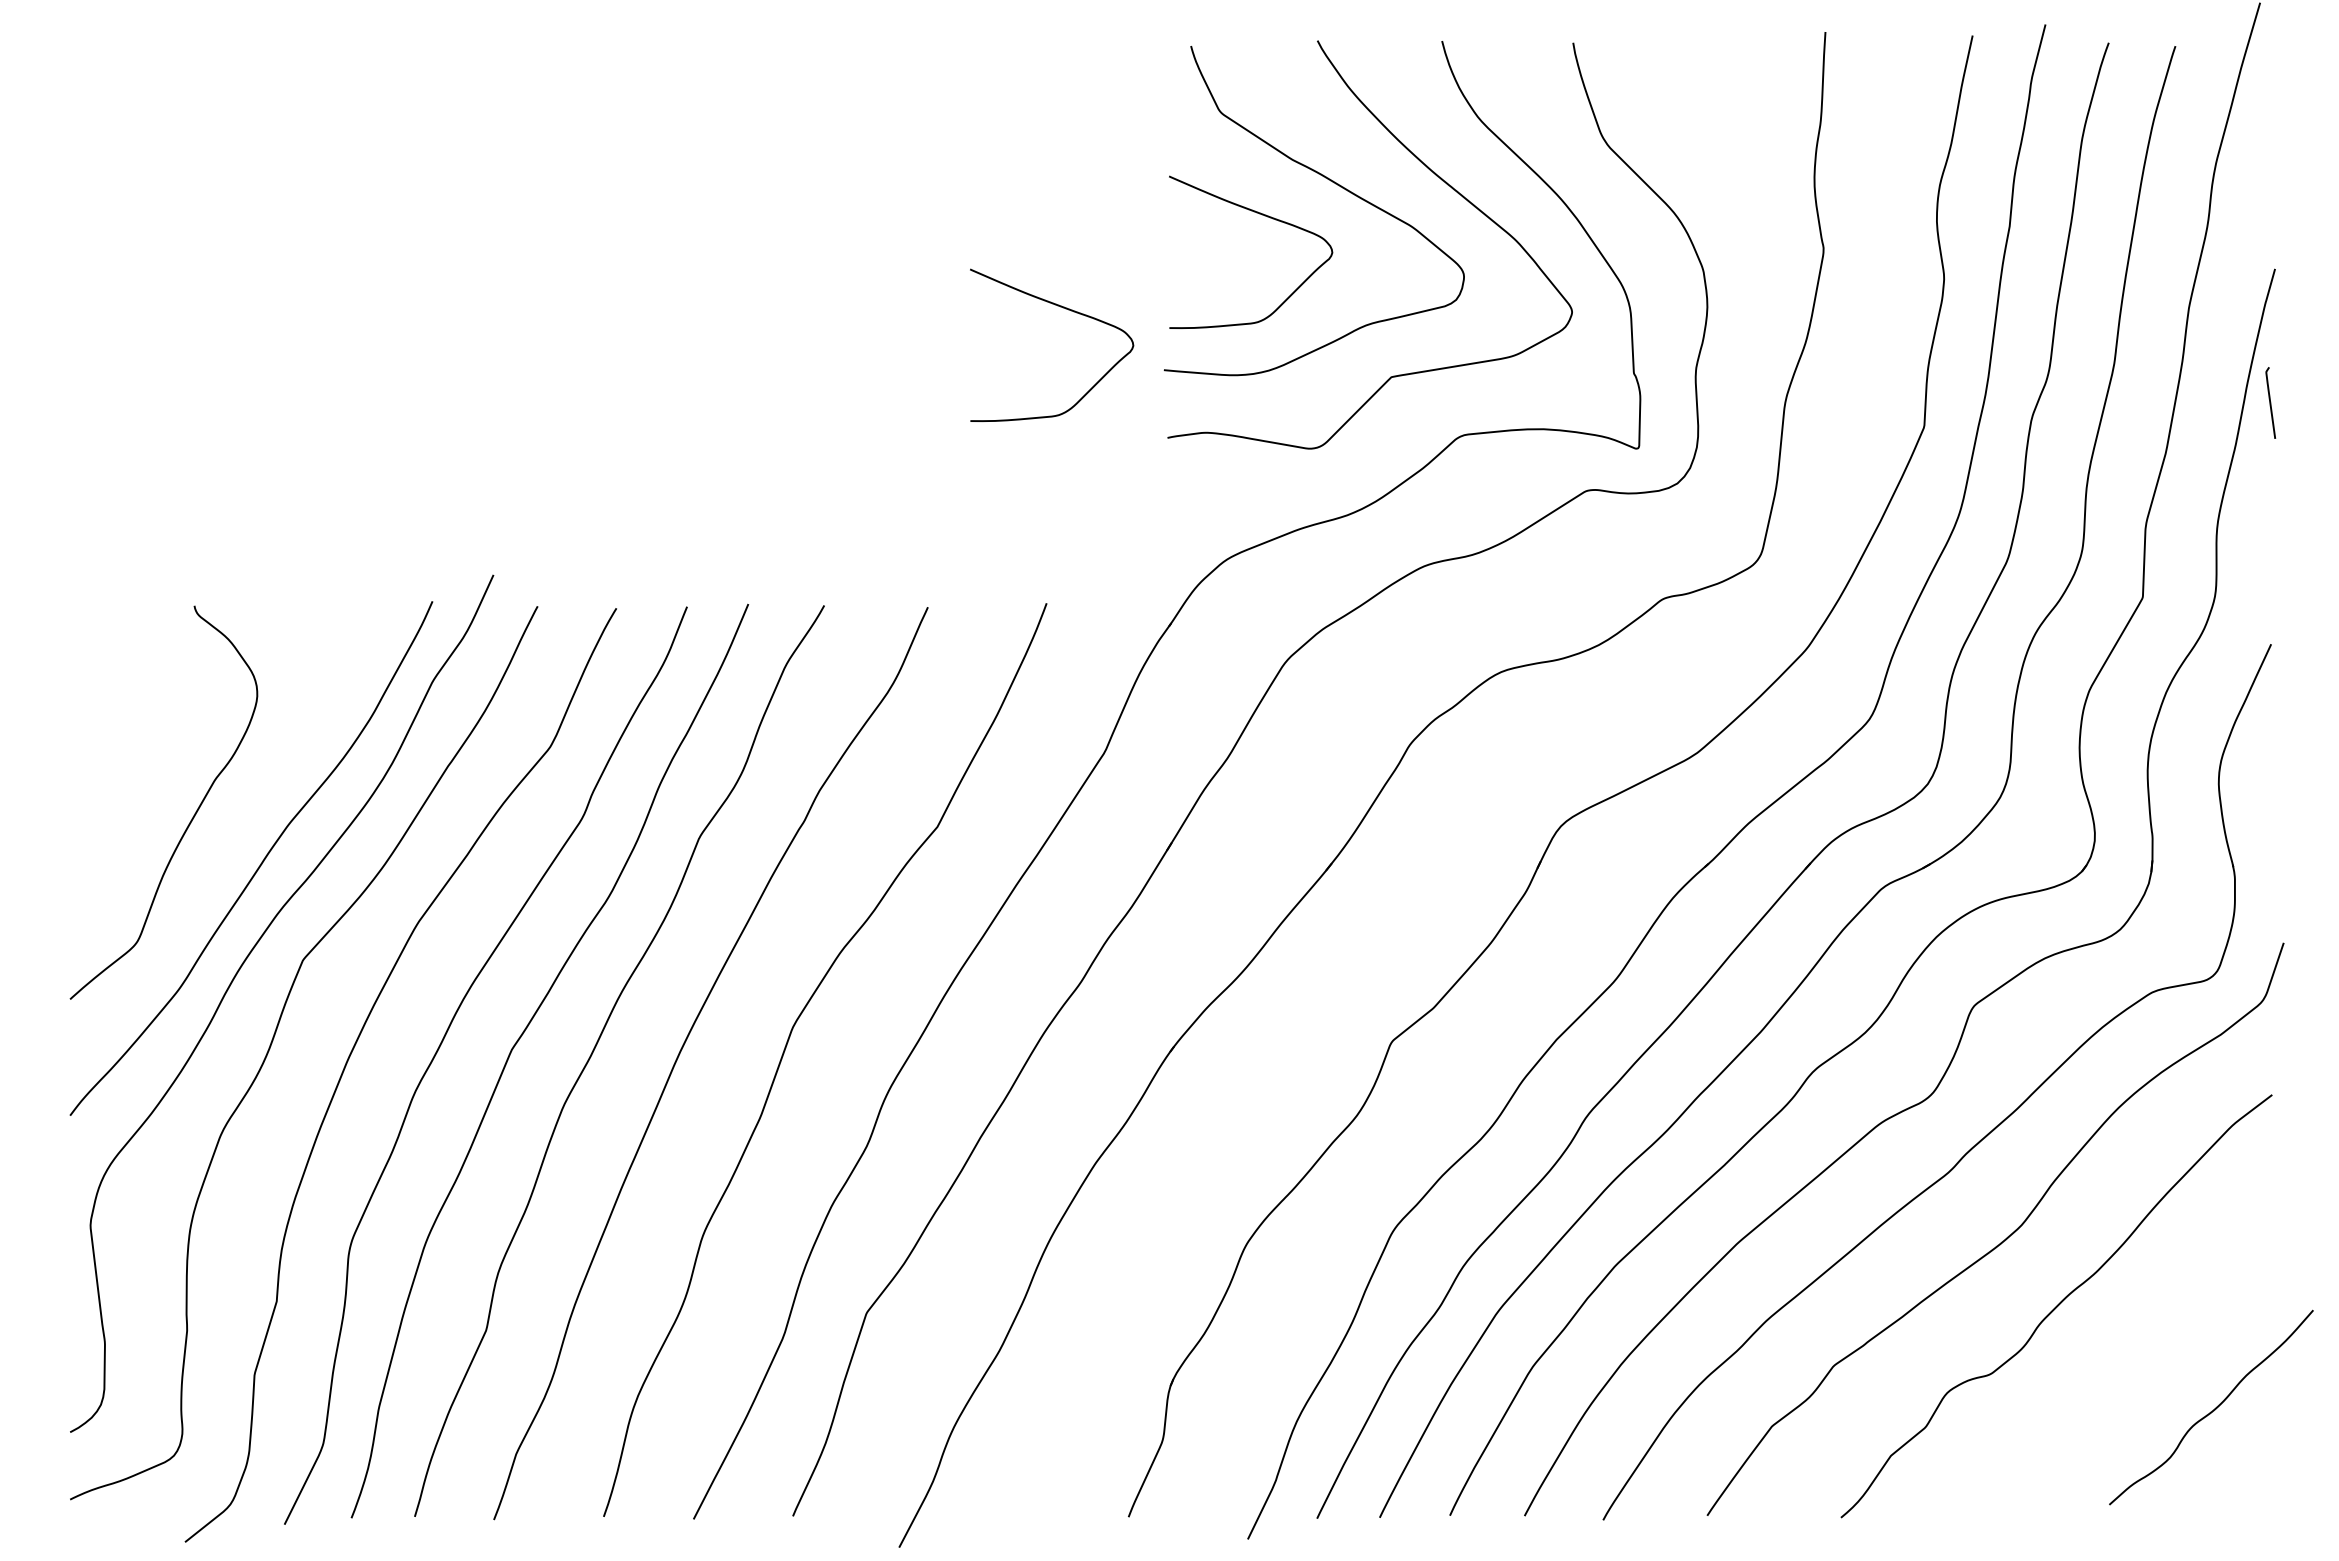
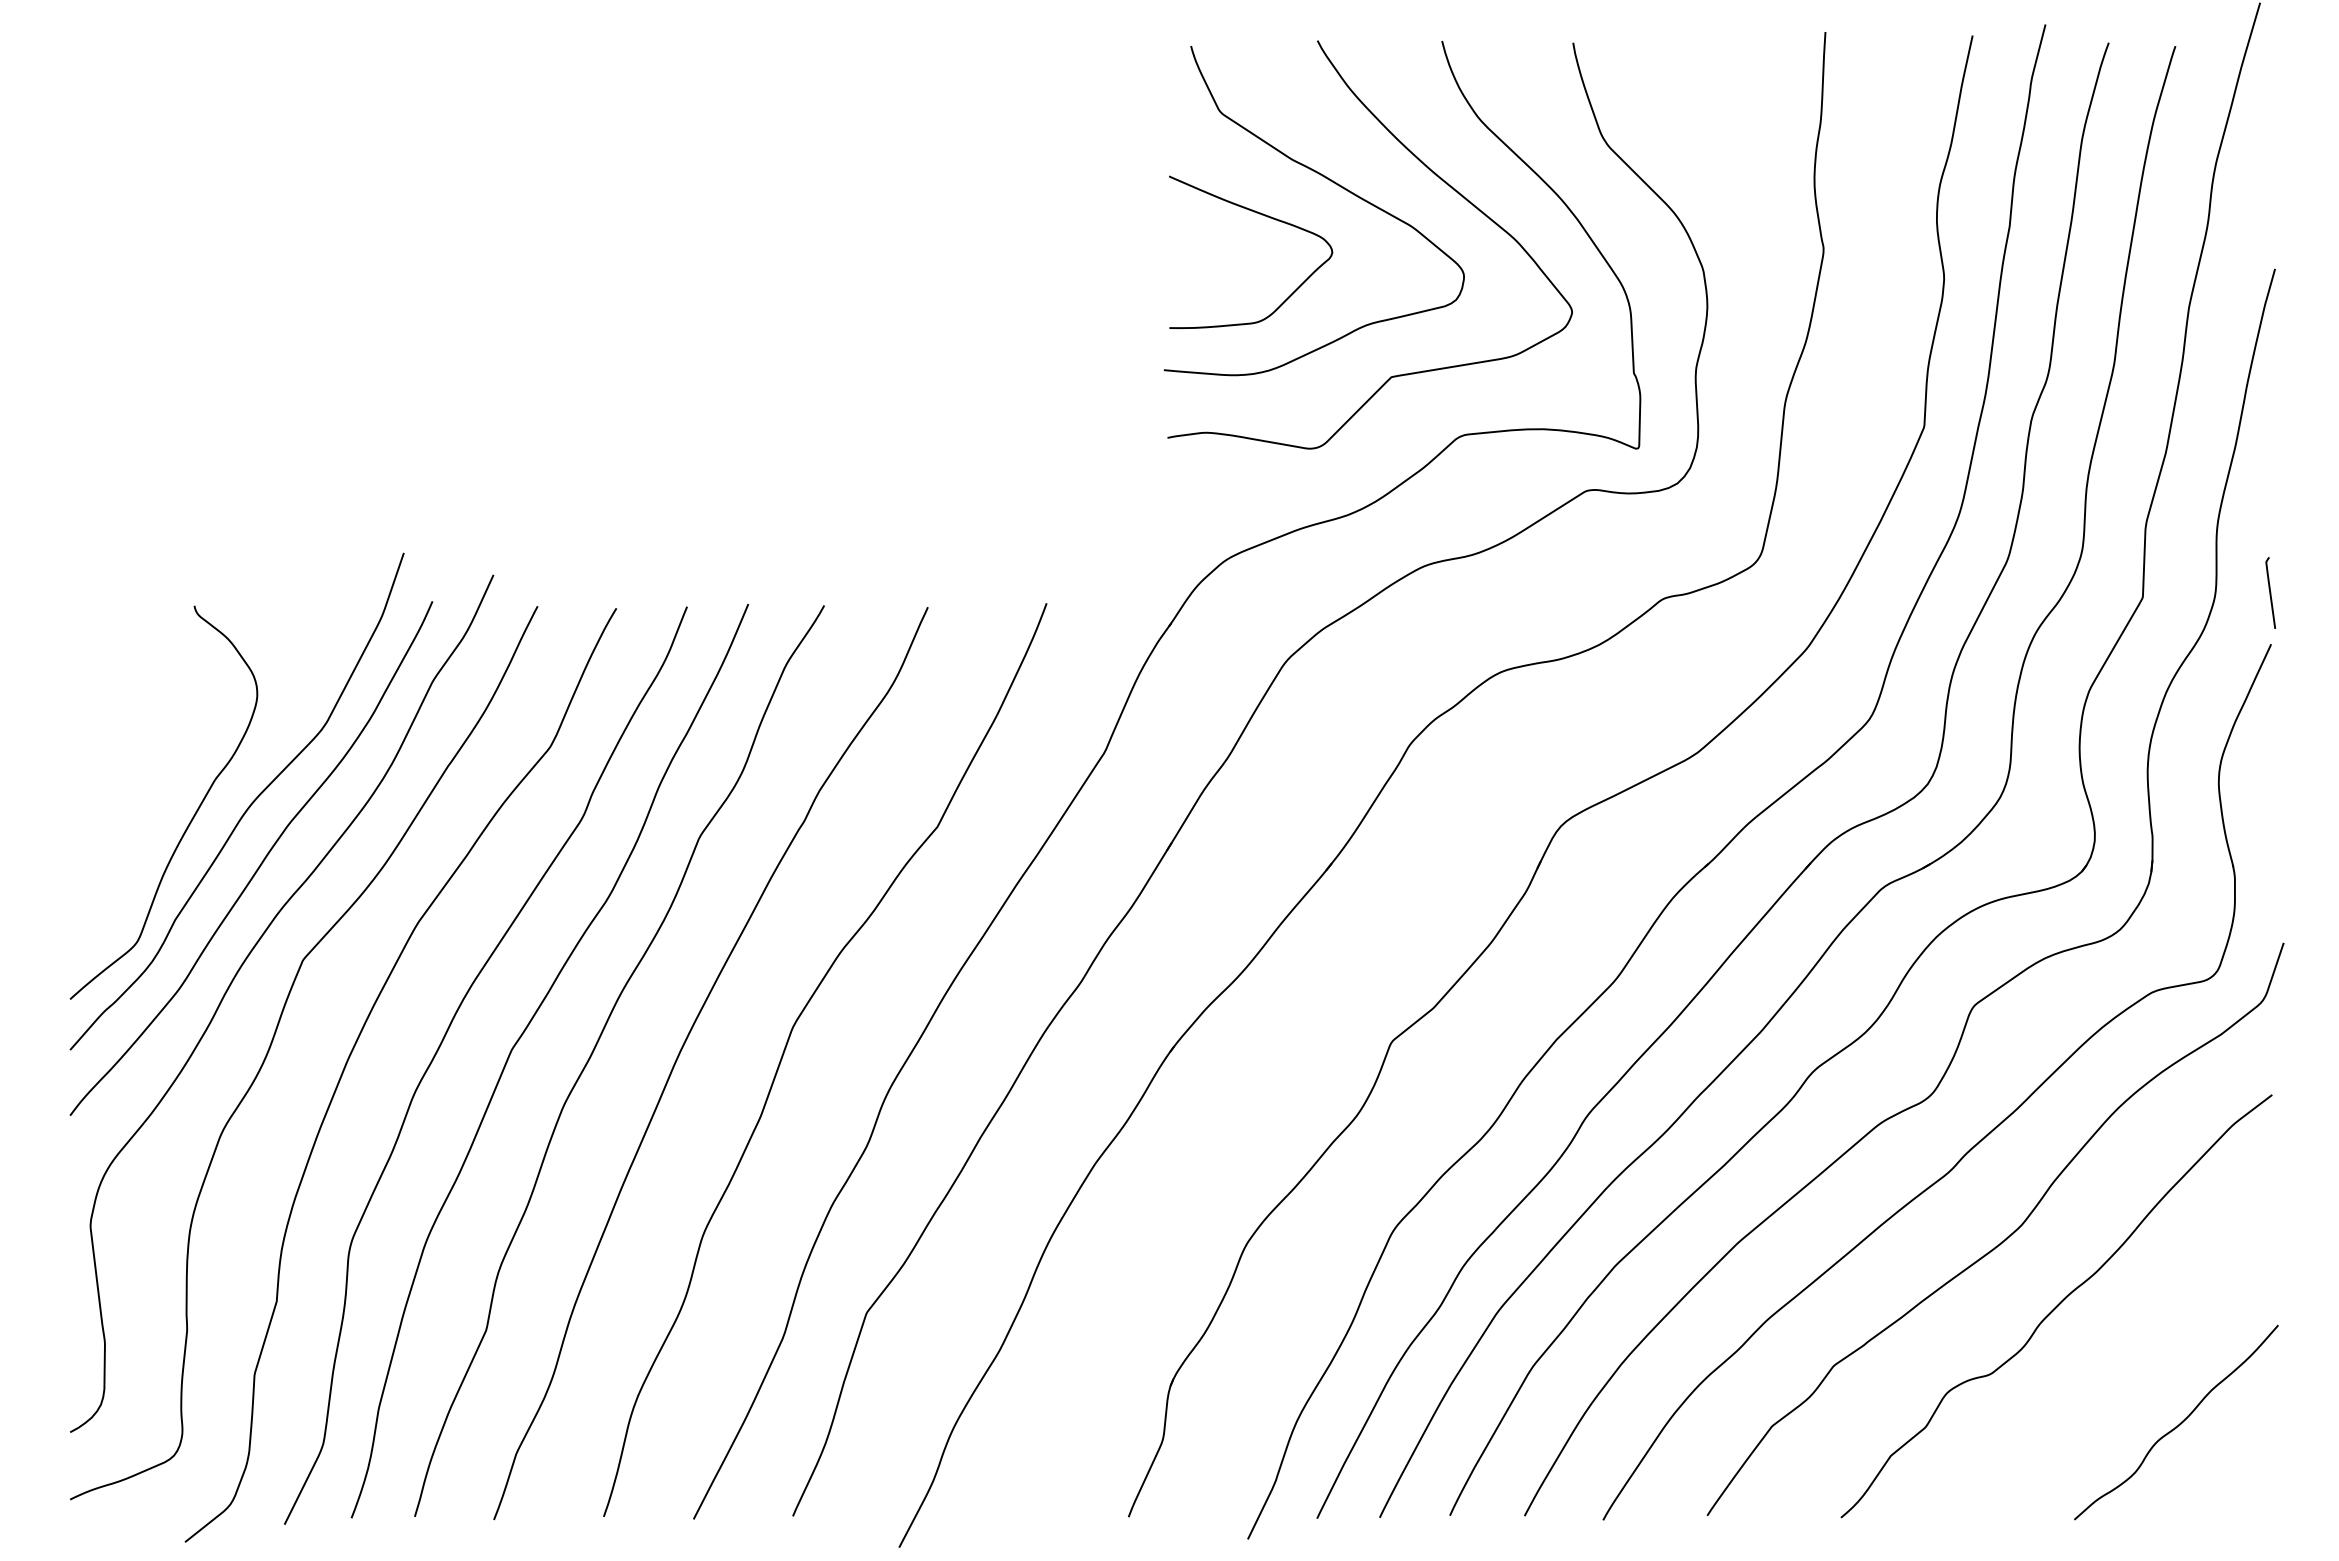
curve: present -> none (1065, 309)
curve position: (2270, 402) -> (2270, 592) (2270, 592)
curve: none -> present (247, 807)
curve position: (2213, 1409) -> (2178, 1424) (2178, 1424)
